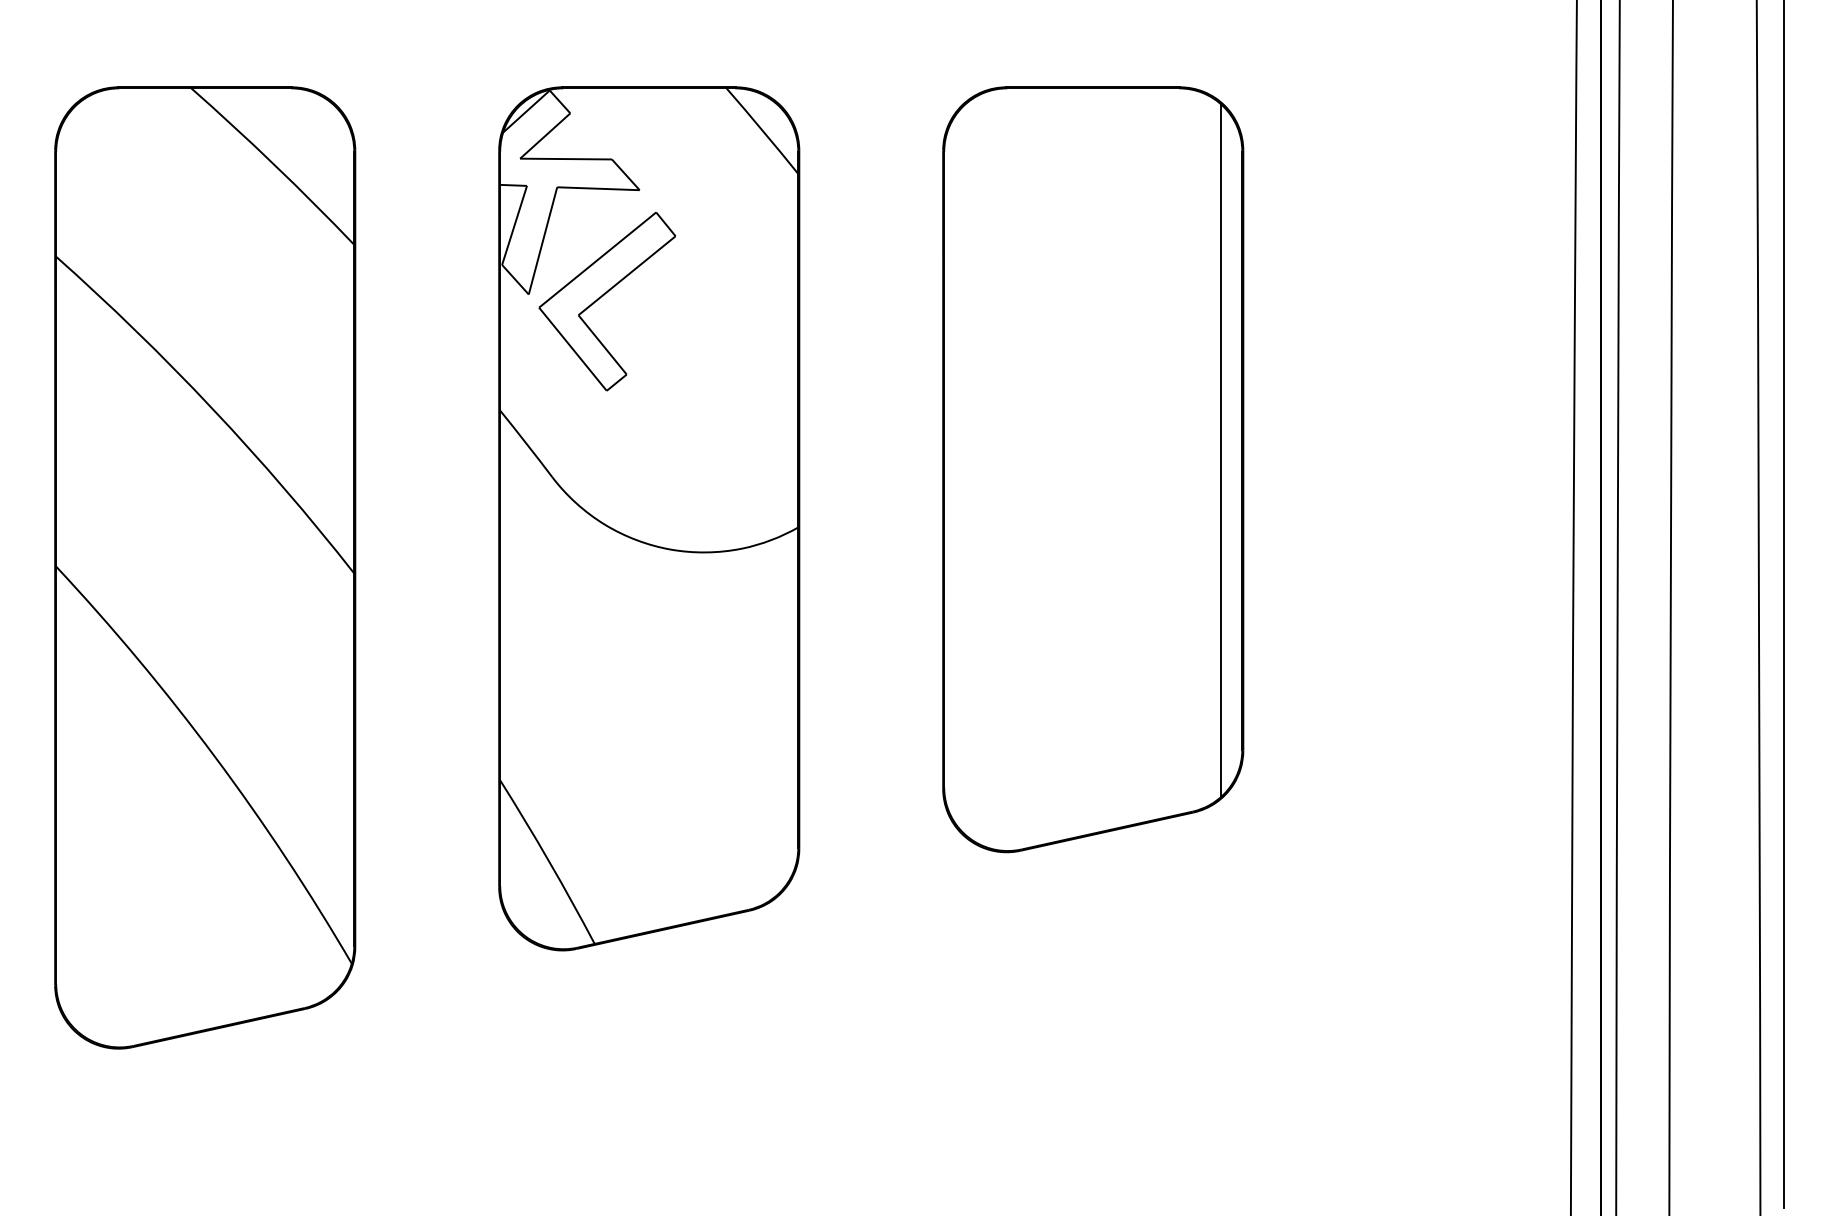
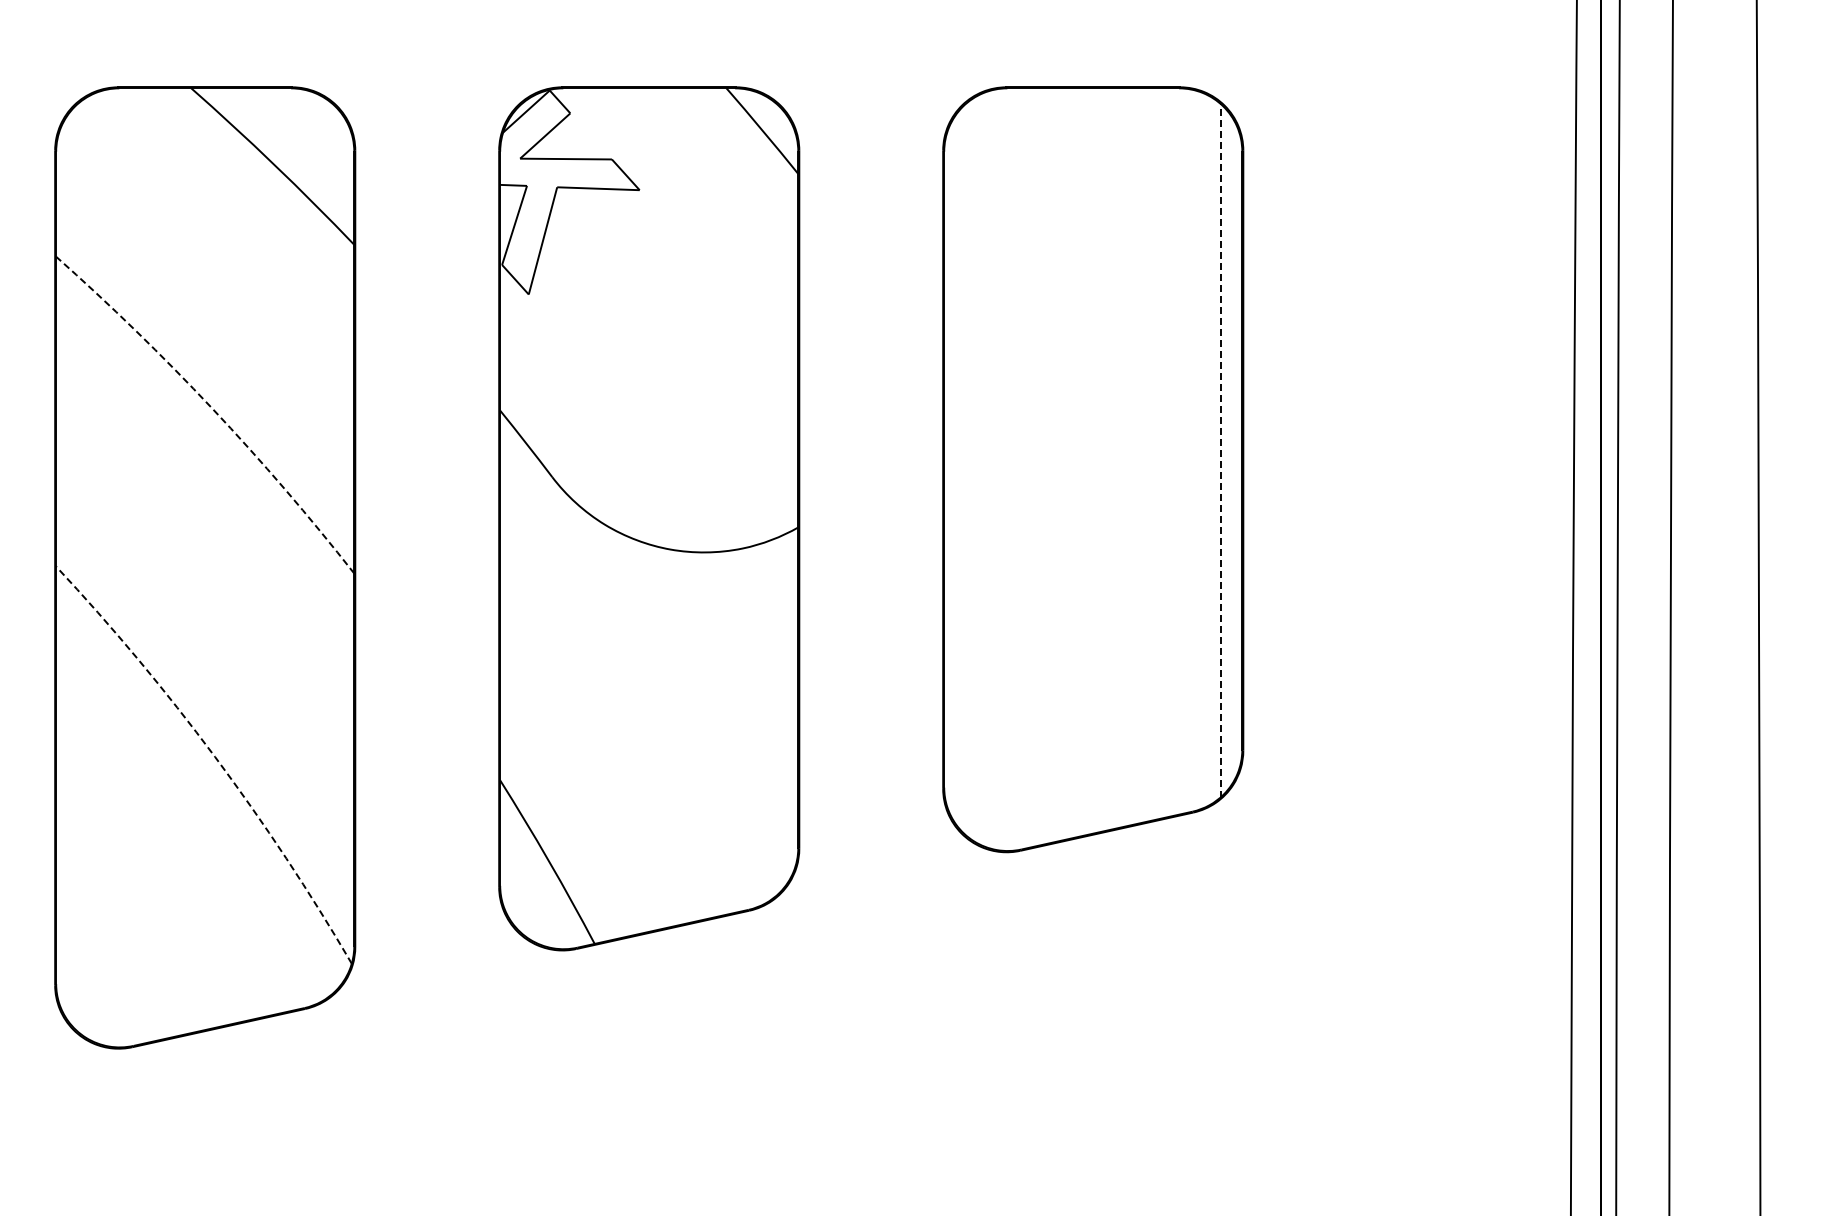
part: present -> none (603, 296)
arc: solid -> dashed (212, 408)
line: solid -> dashed (1220, 450)
line: present -> none (1783, 605)
arc: solid -> dashed (215, 756)
